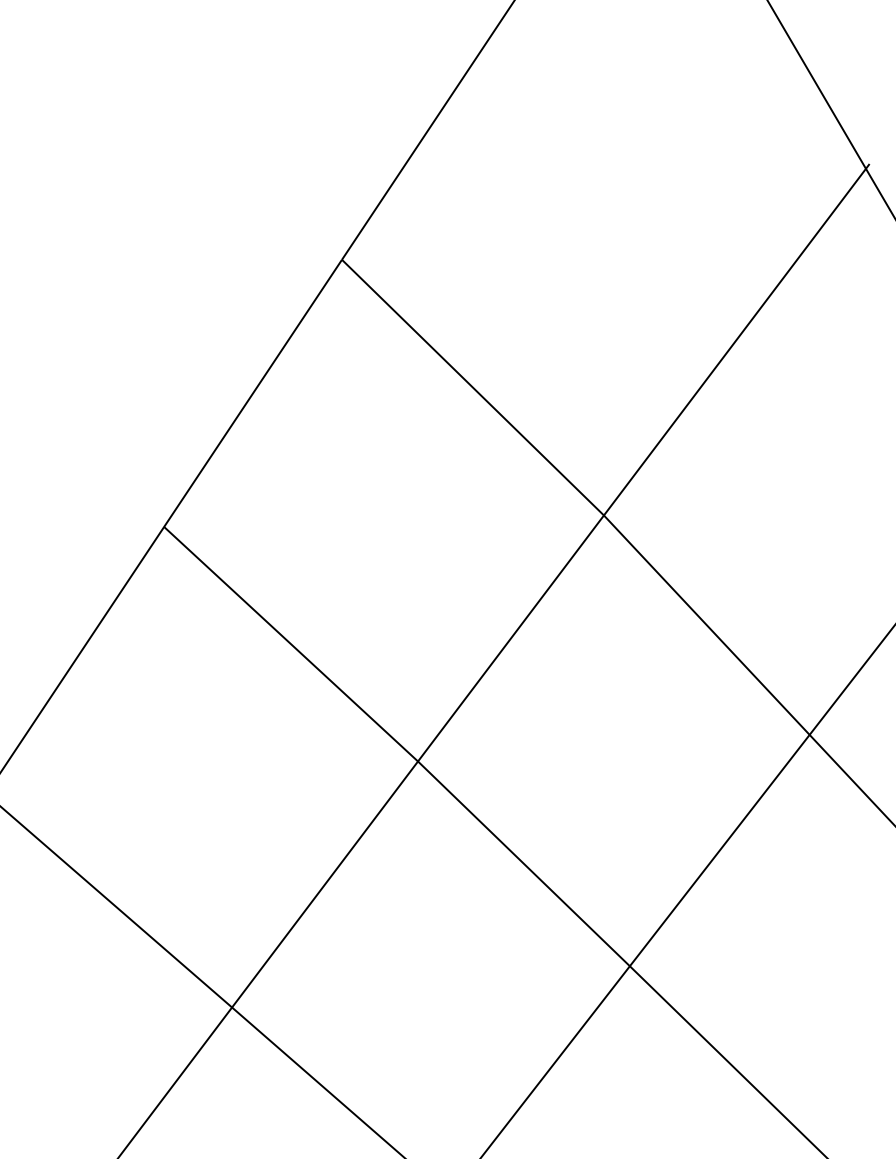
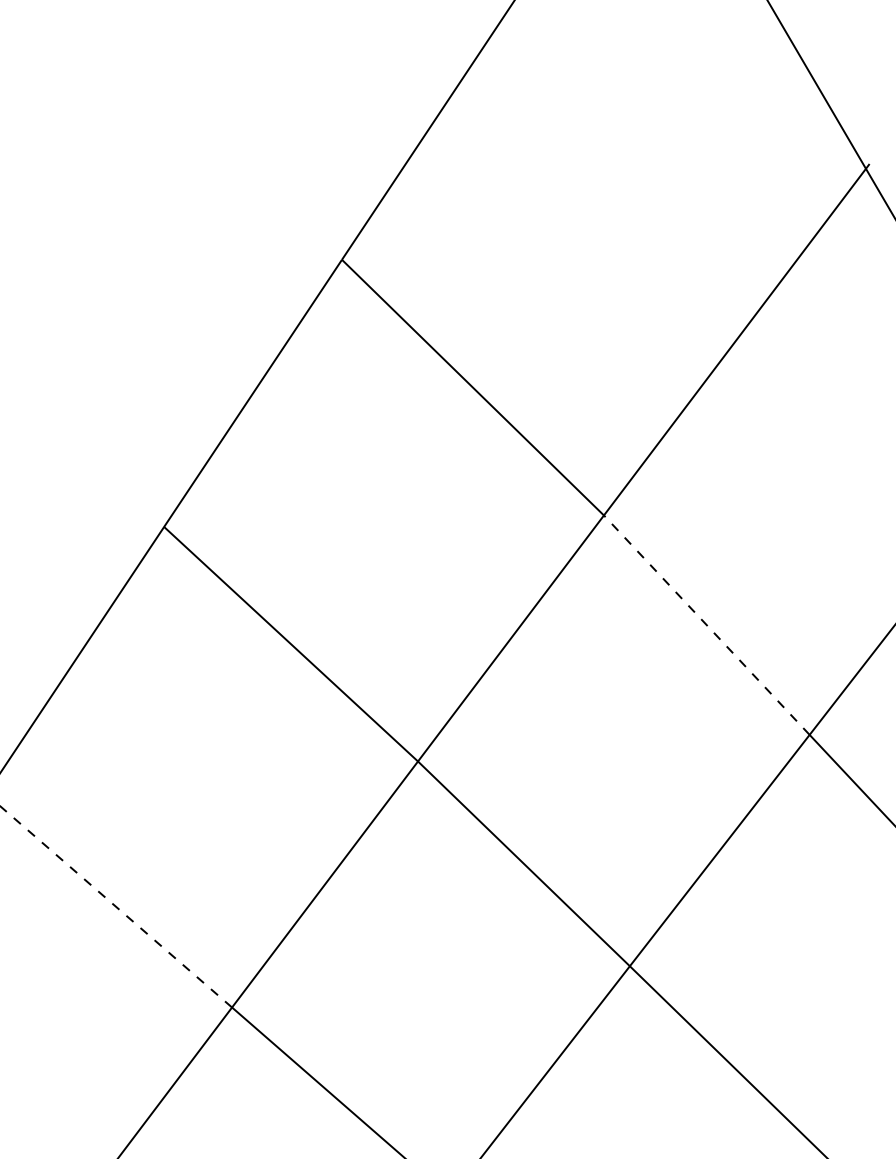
line: solid -> dashed (706, 624)
line: solid -> dashed (115, 906)
